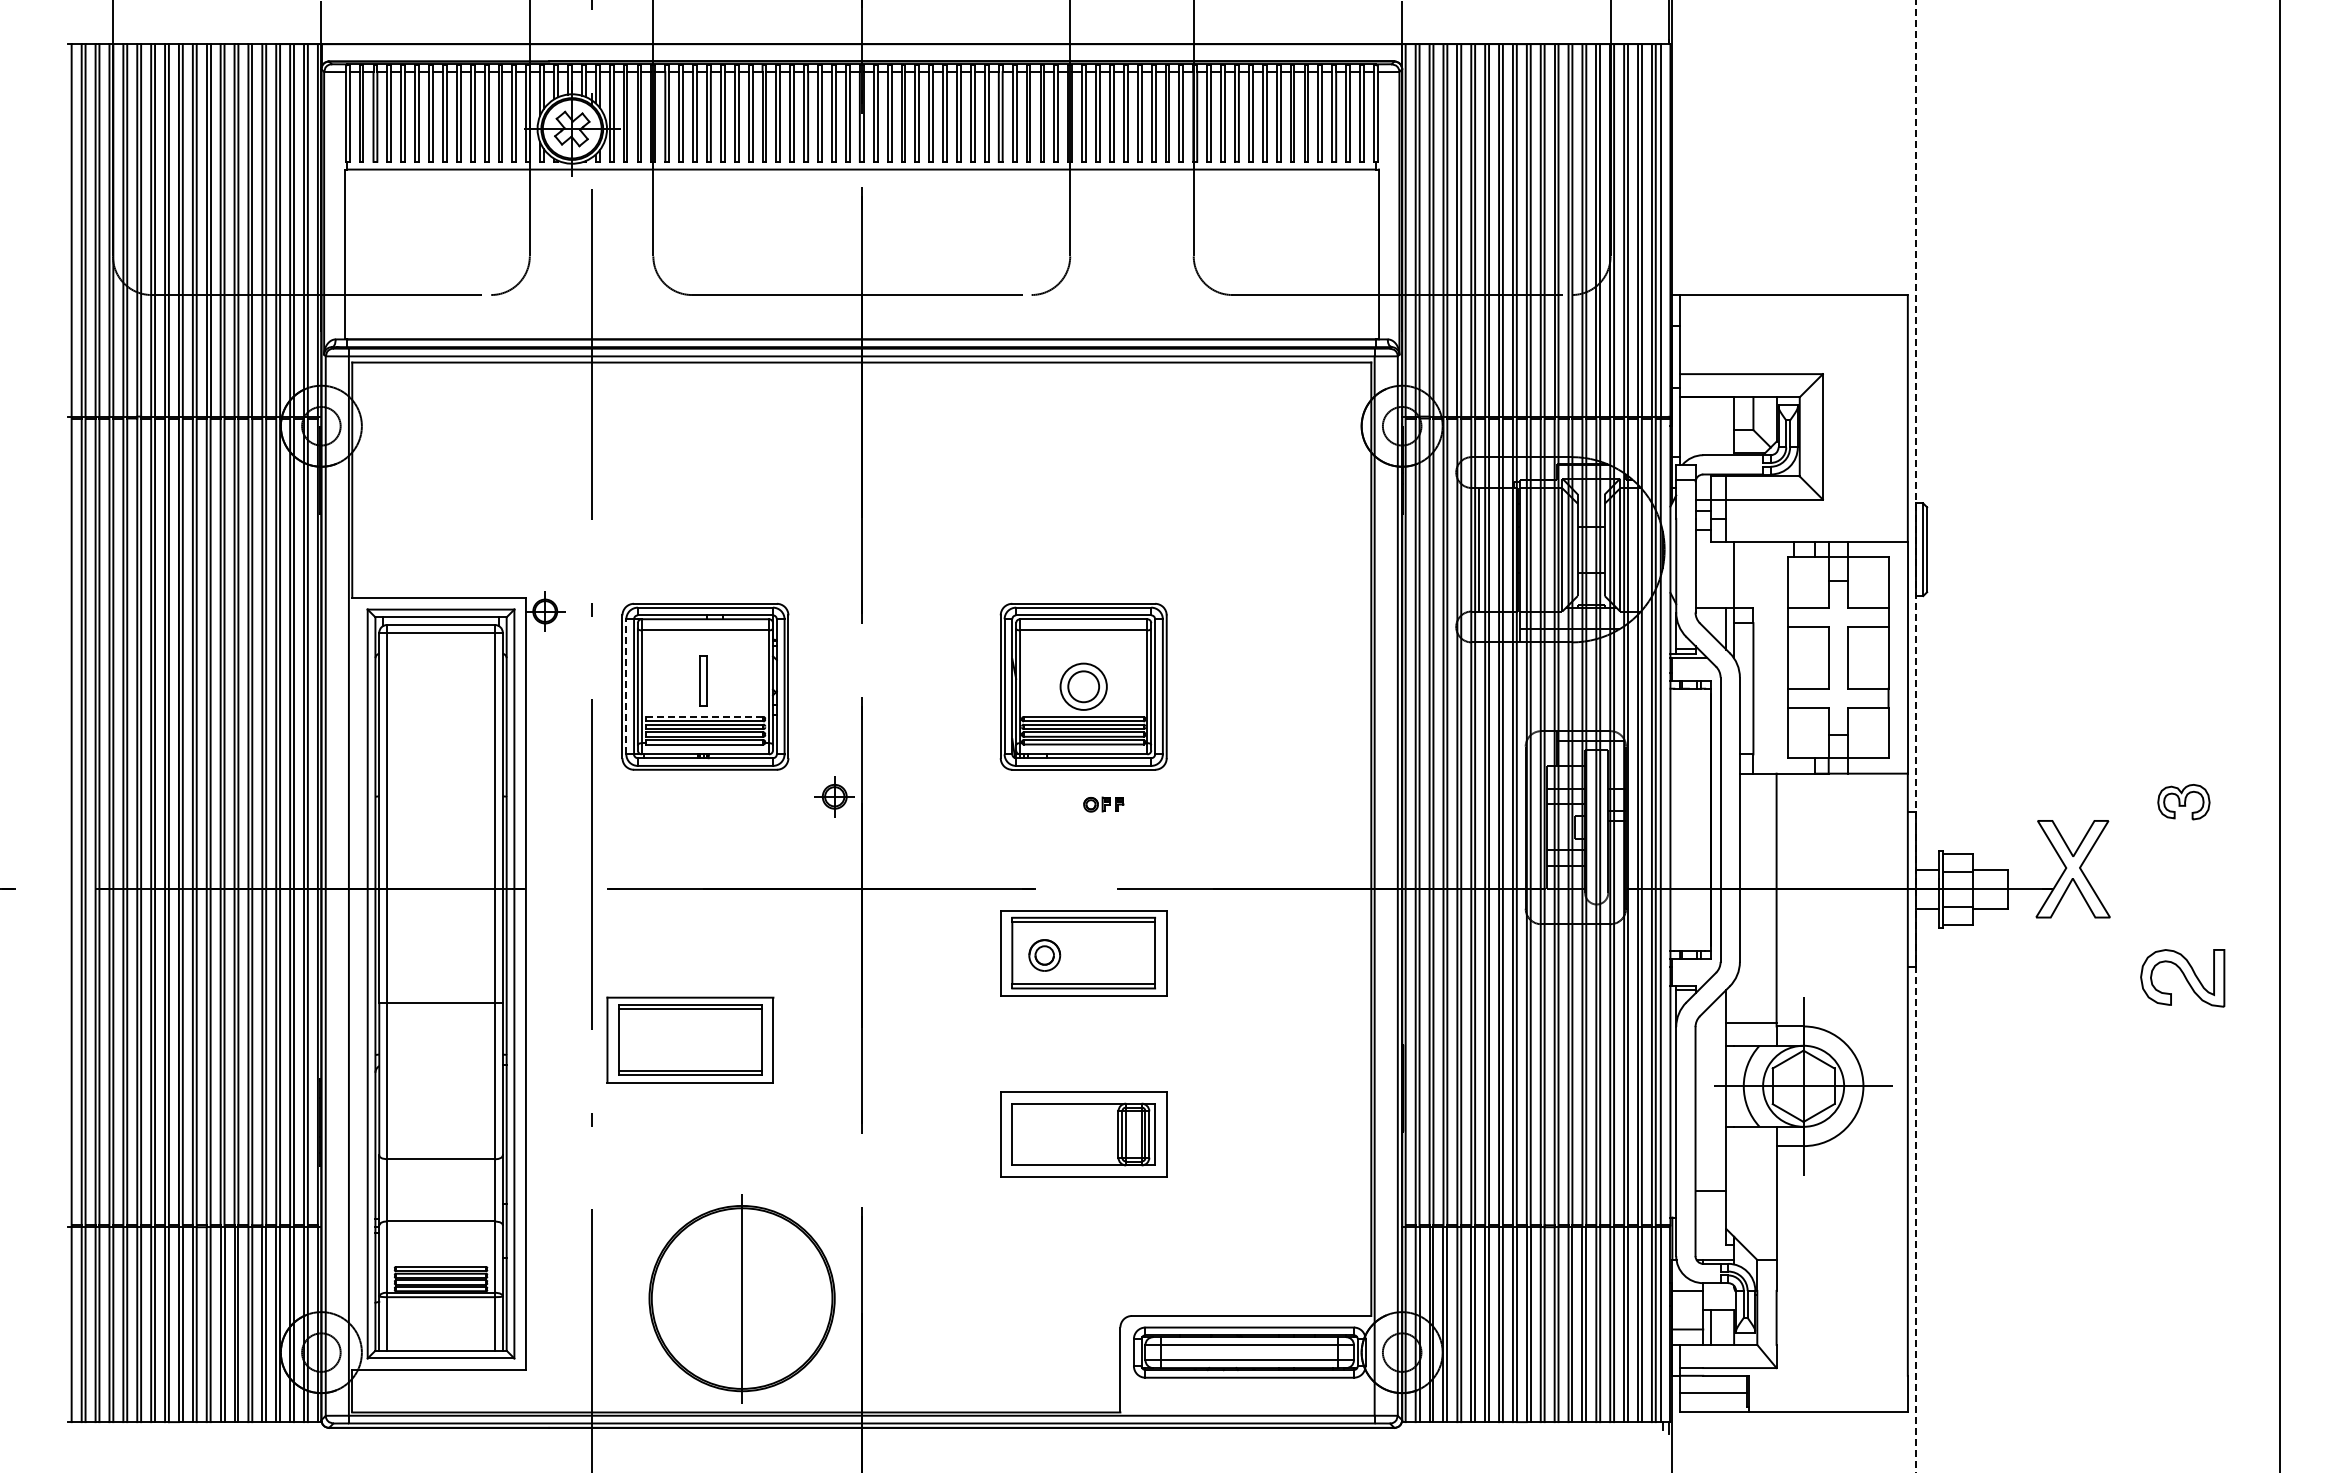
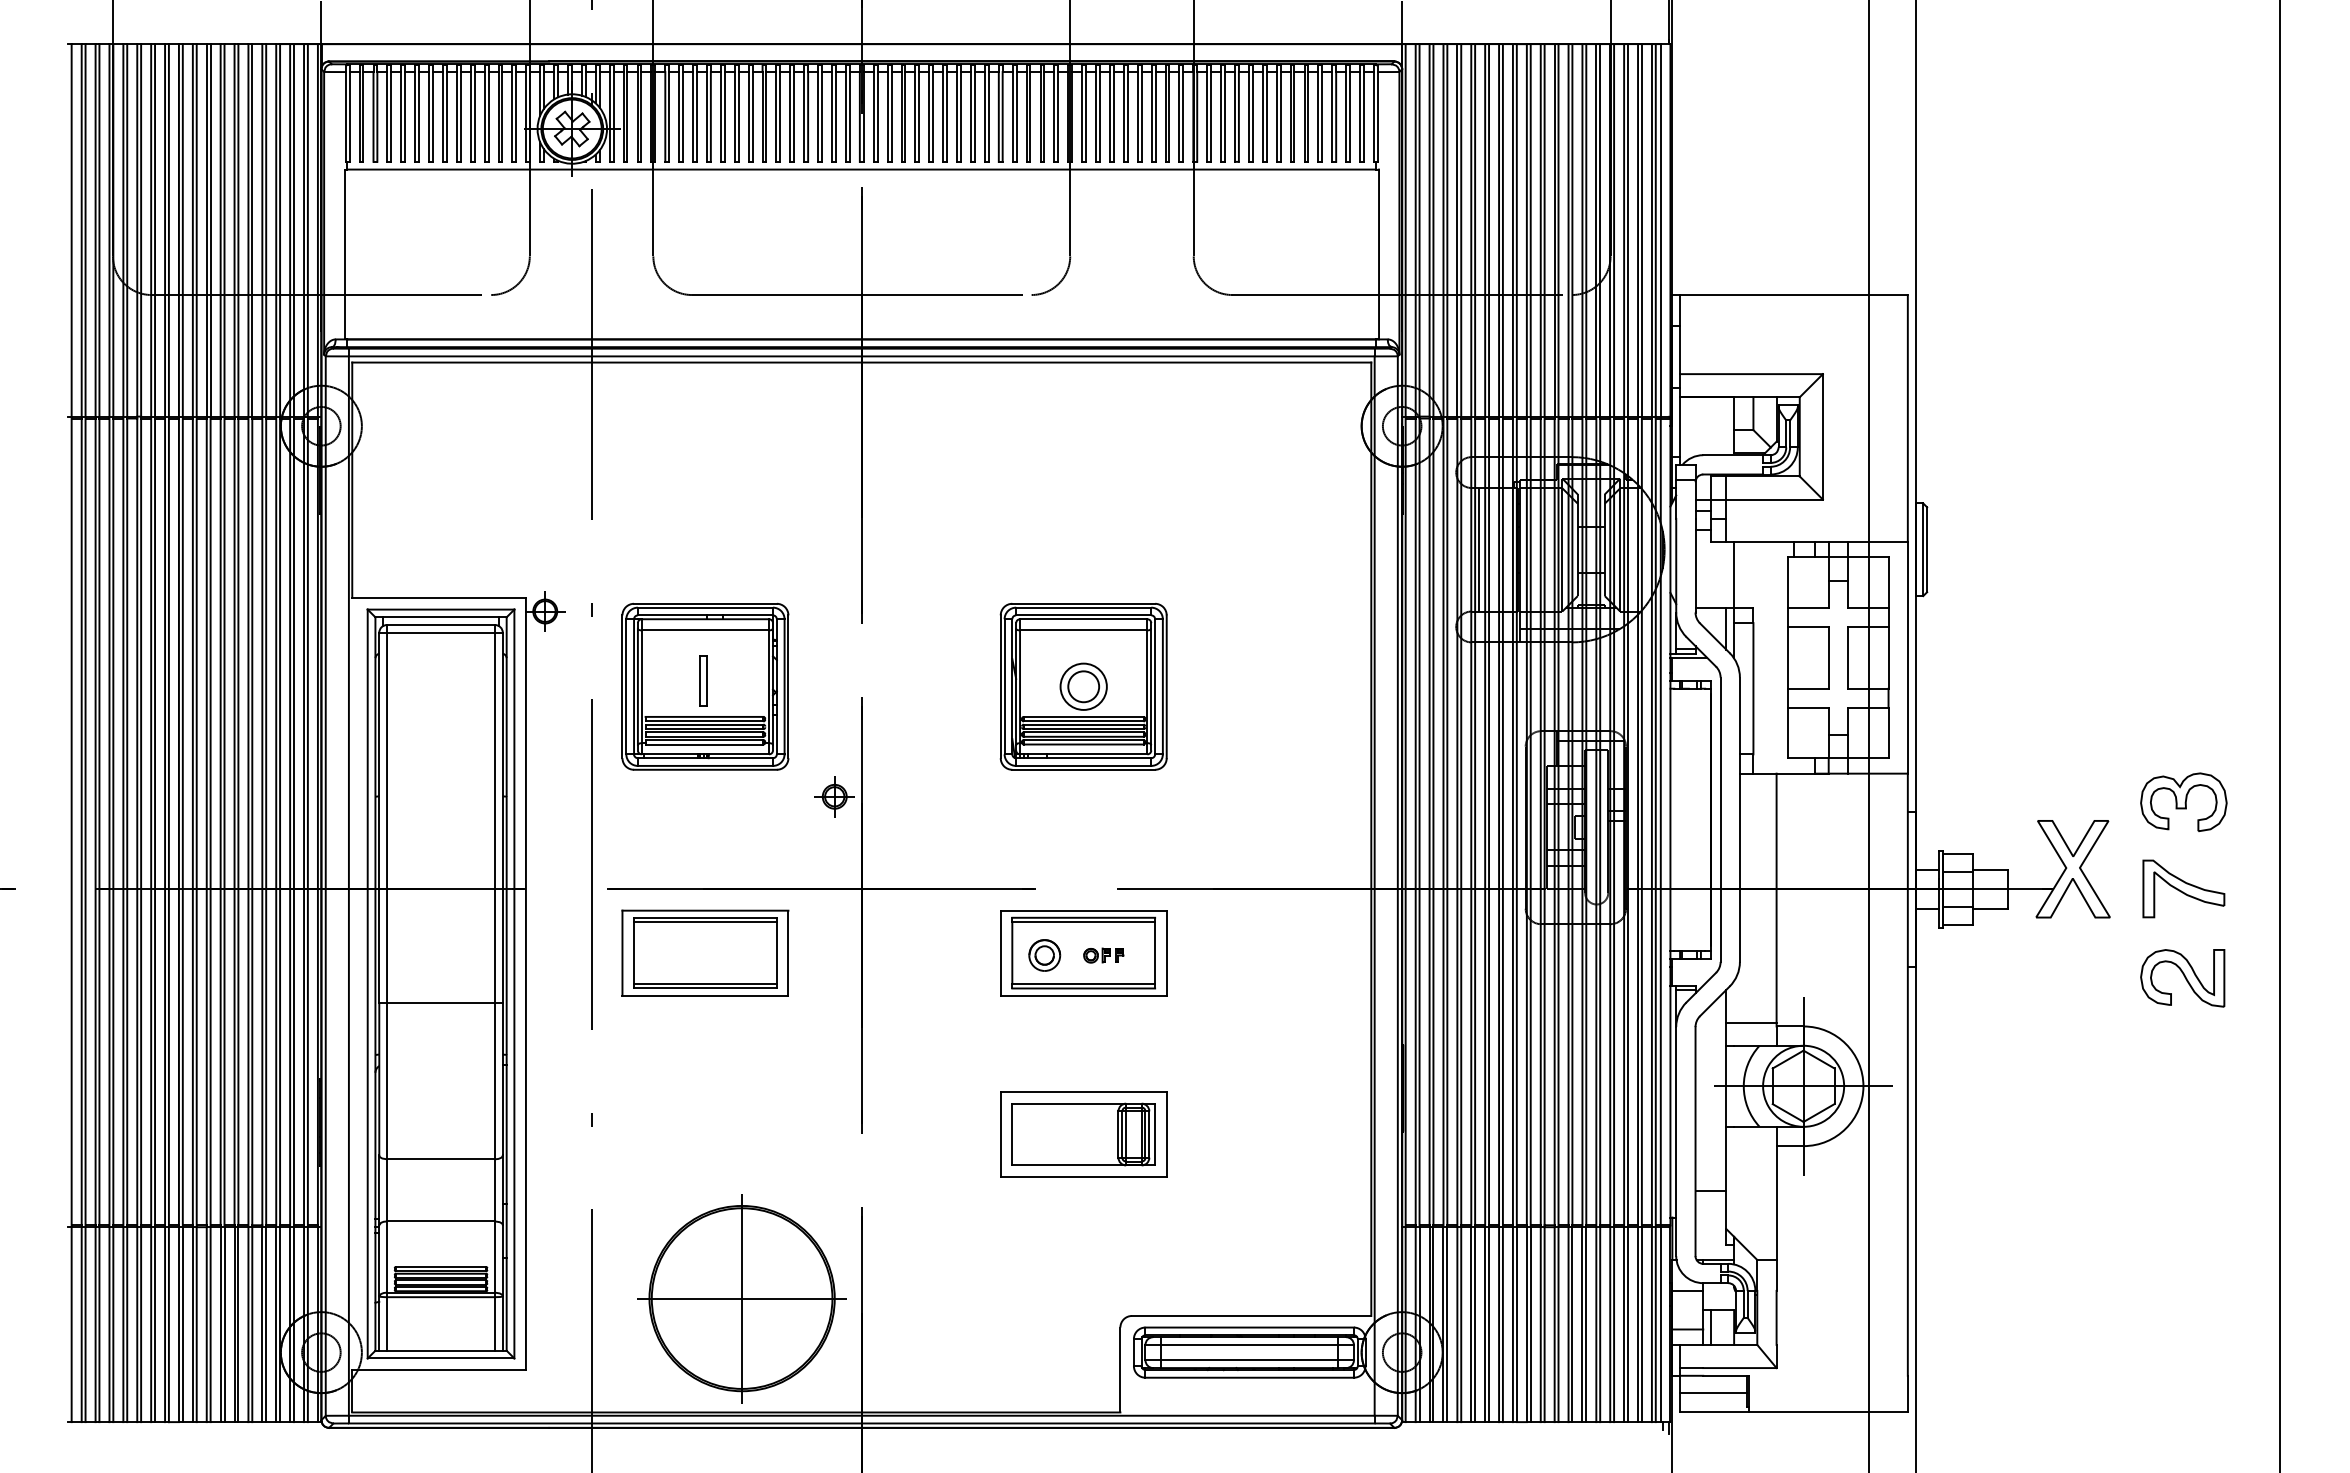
line: dashed -> solid (626, 686)
line: dashed -> solid (704, 716)
line: none -> present (1869, 735)
line: dashed -> solid (1915, 736)
part size: 54x37 px -> 88x60 px (2183, 801)
part position: (1103, 804) -> (1103, 955) (1103, 955)
part: none -> present (2183, 888)
part position: (690, 1039) -> (705, 952) (705, 952)
line: none -> present (742, 1298)
